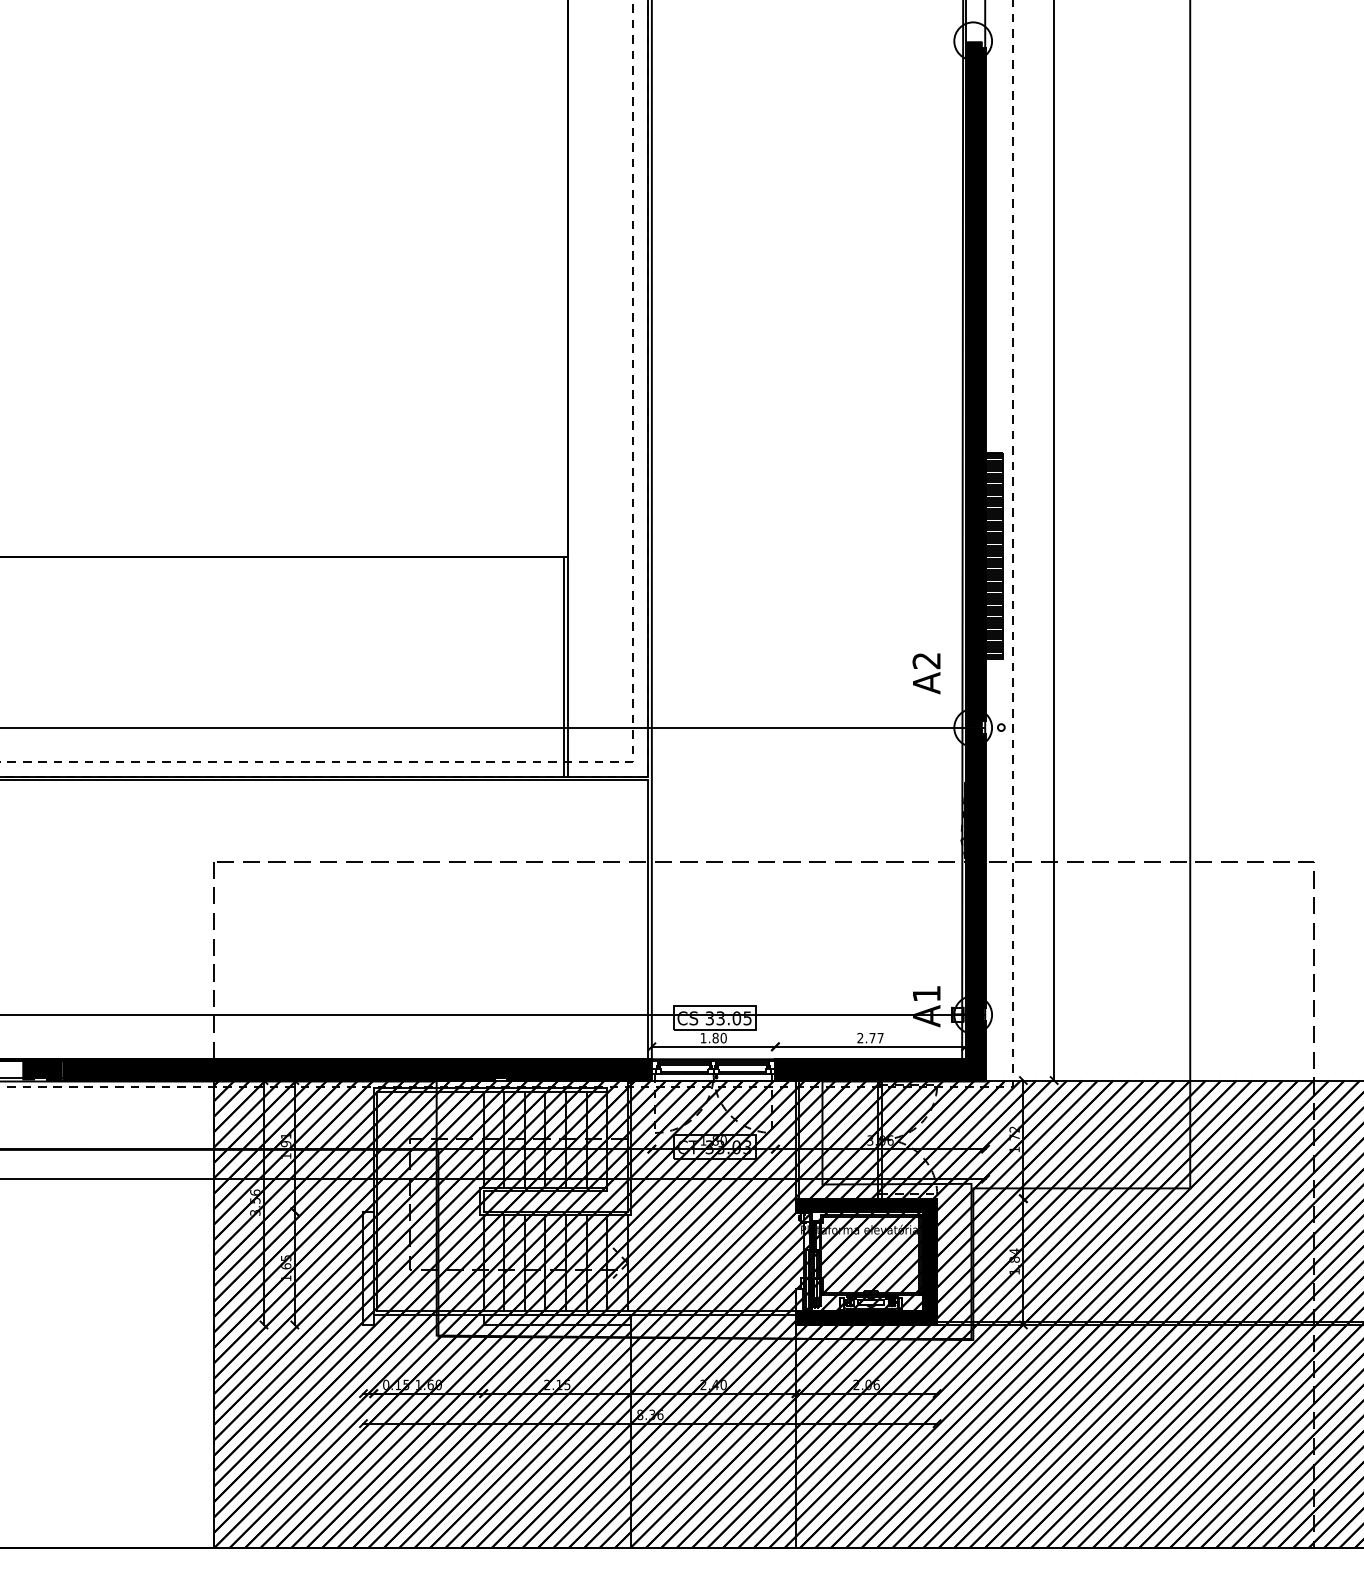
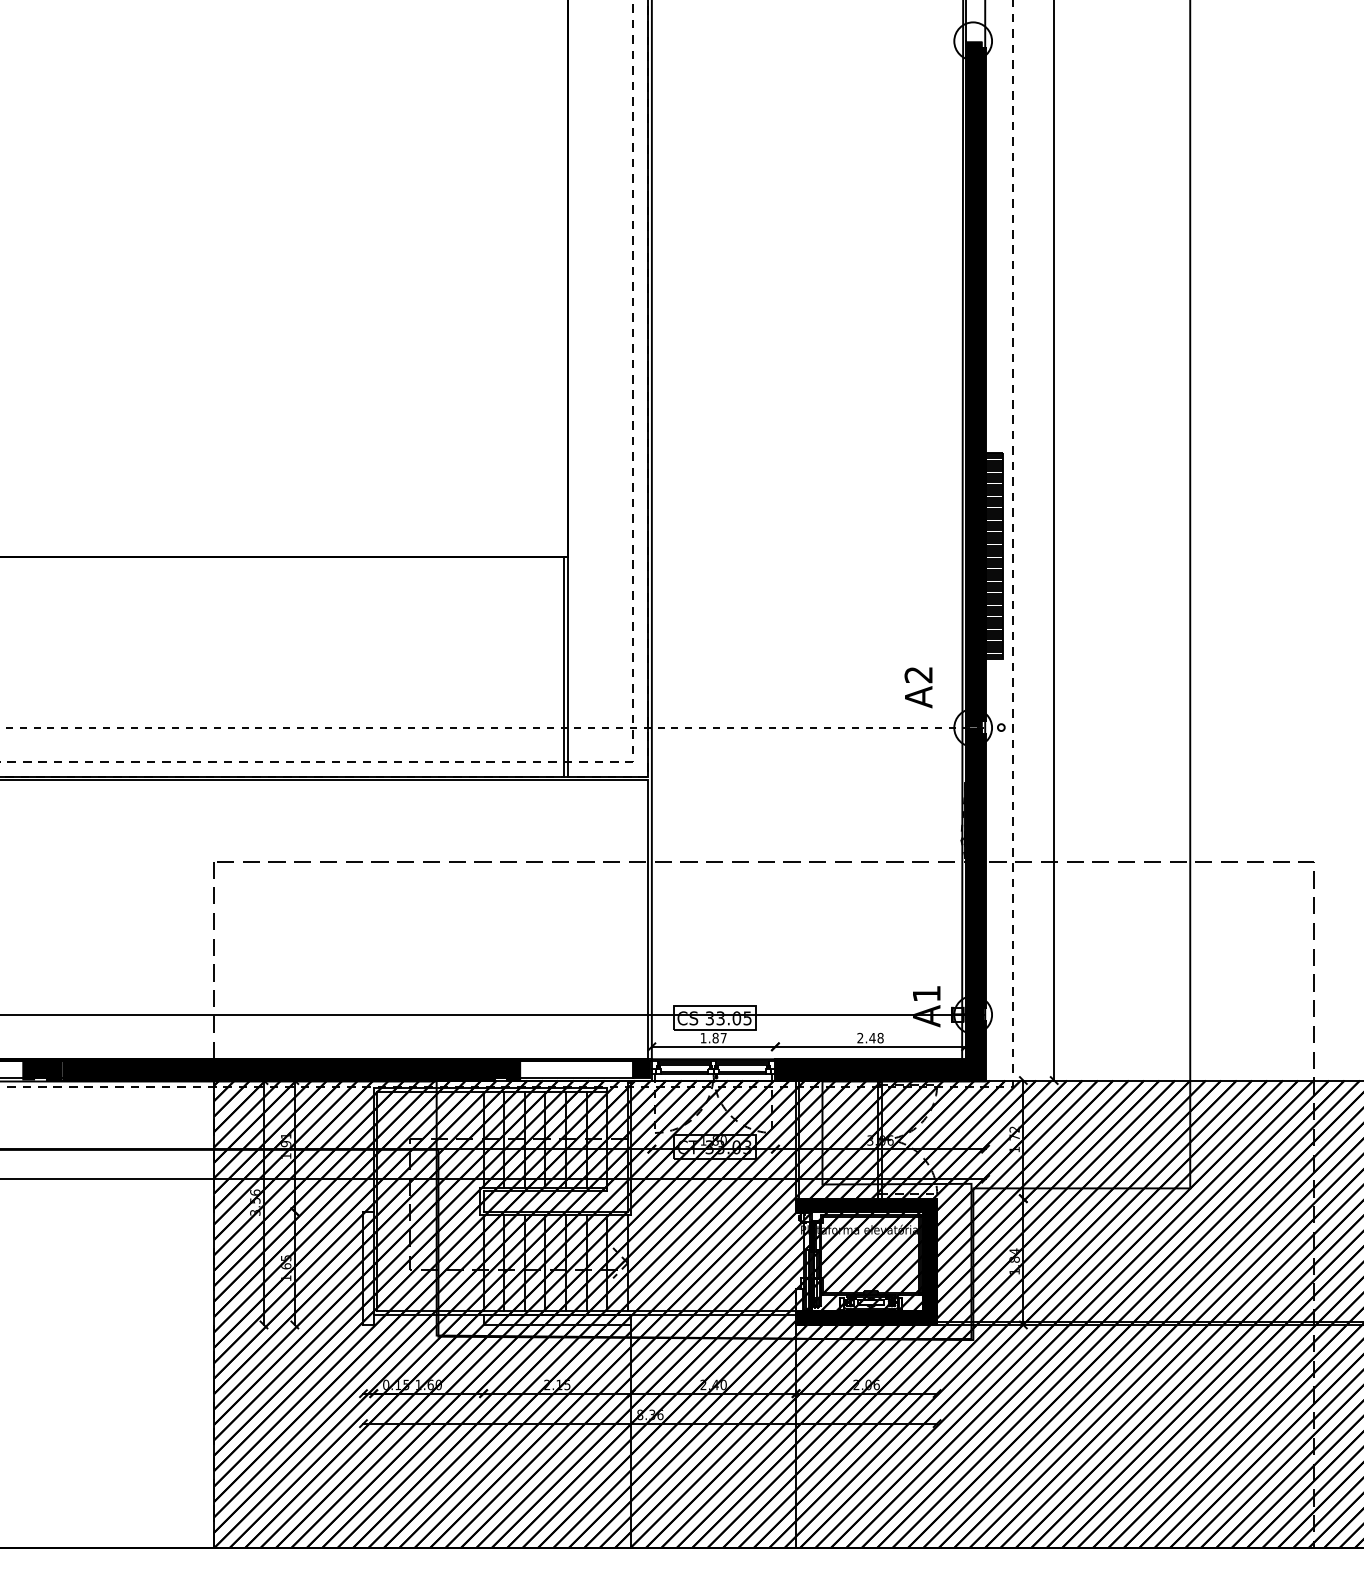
text position: (926, 673) -> (918, 687) (918, 687)
line: solid -> dashed (491, 727)
text: 1.80 -> 1.87 (723, 1037)
text: 2.77 -> 2.48 (876, 1037)
fill: present -> none (586, 1069)
